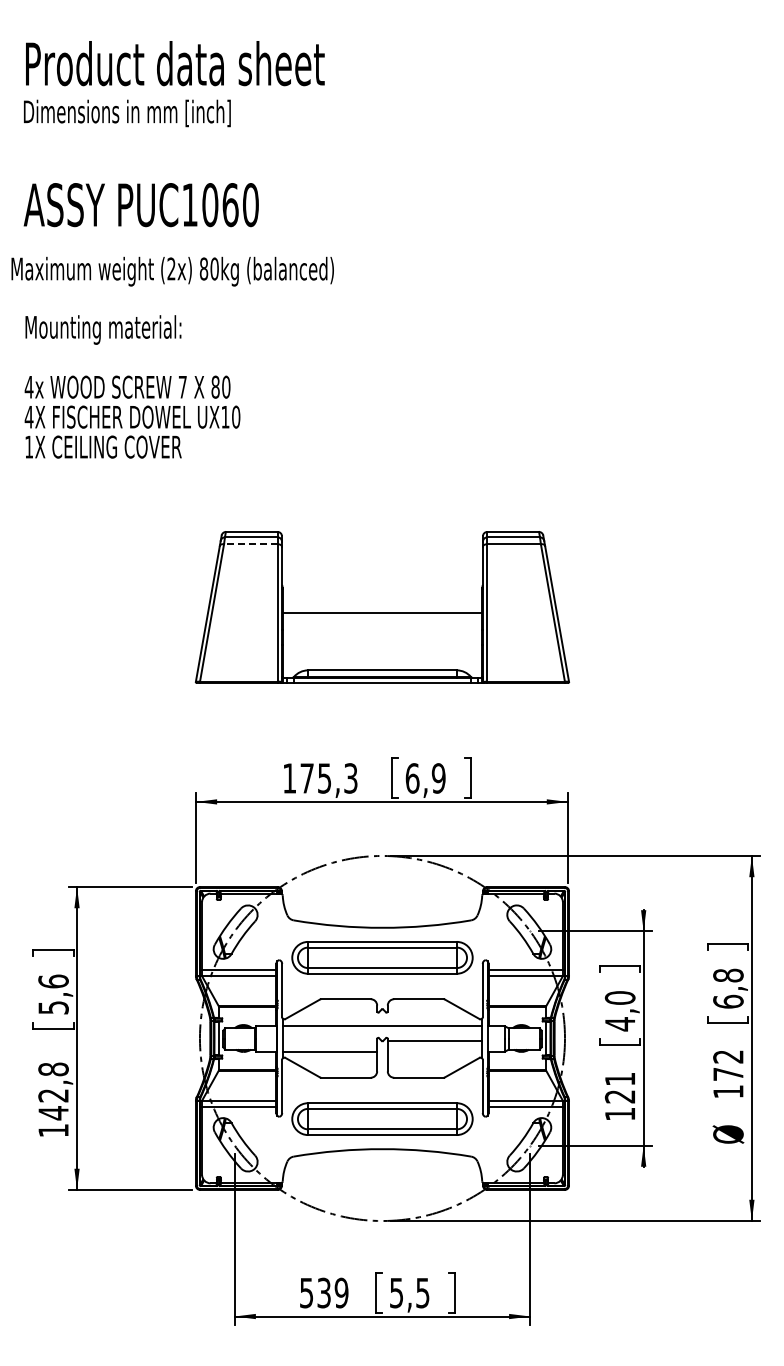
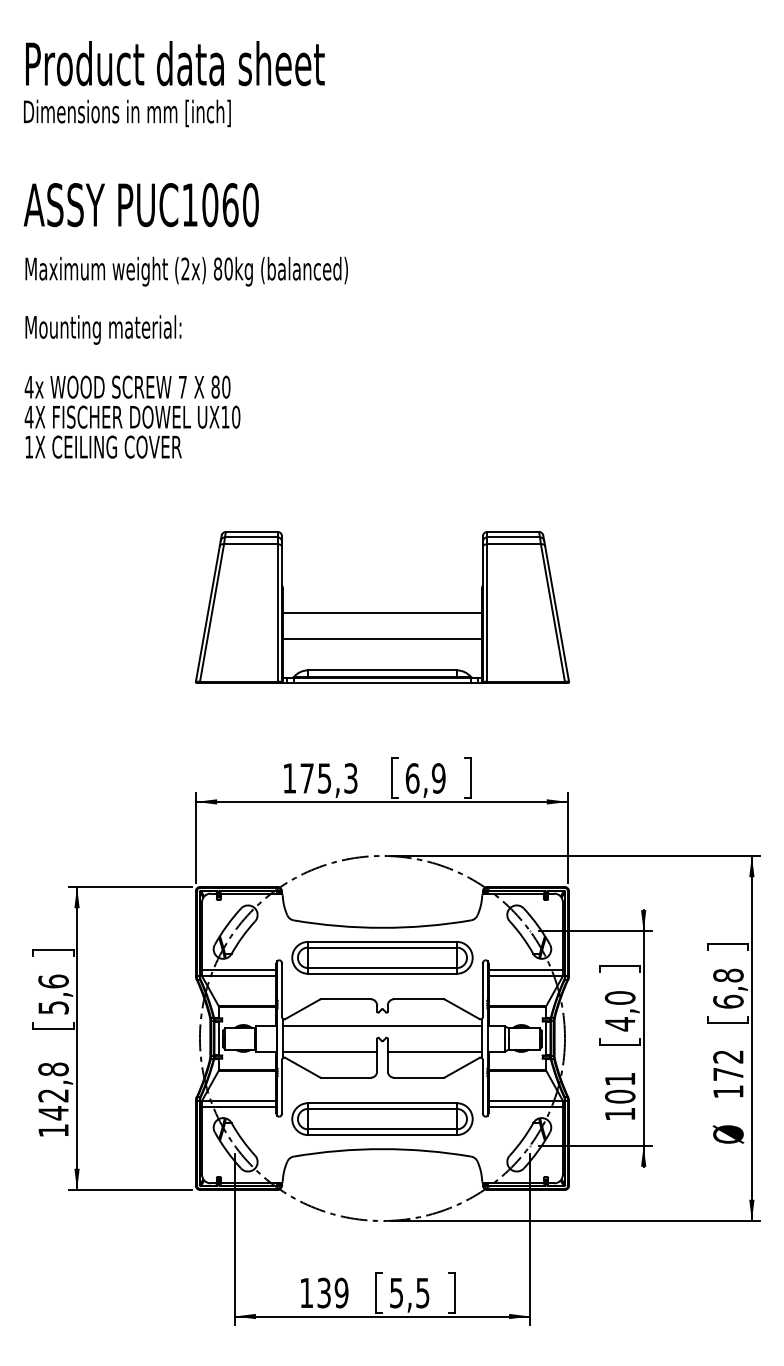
text position: (172, 271) -> (186, 271) (186, 271)
line: dashed -> solid (250, 544)
line: none -> present (382, 638)
line position: (434, 1040) -> (434, 1051) (434, 1051)
text: 121 -> 101 (620, 1096)
text: 539 -> 139 (306, 1293)
